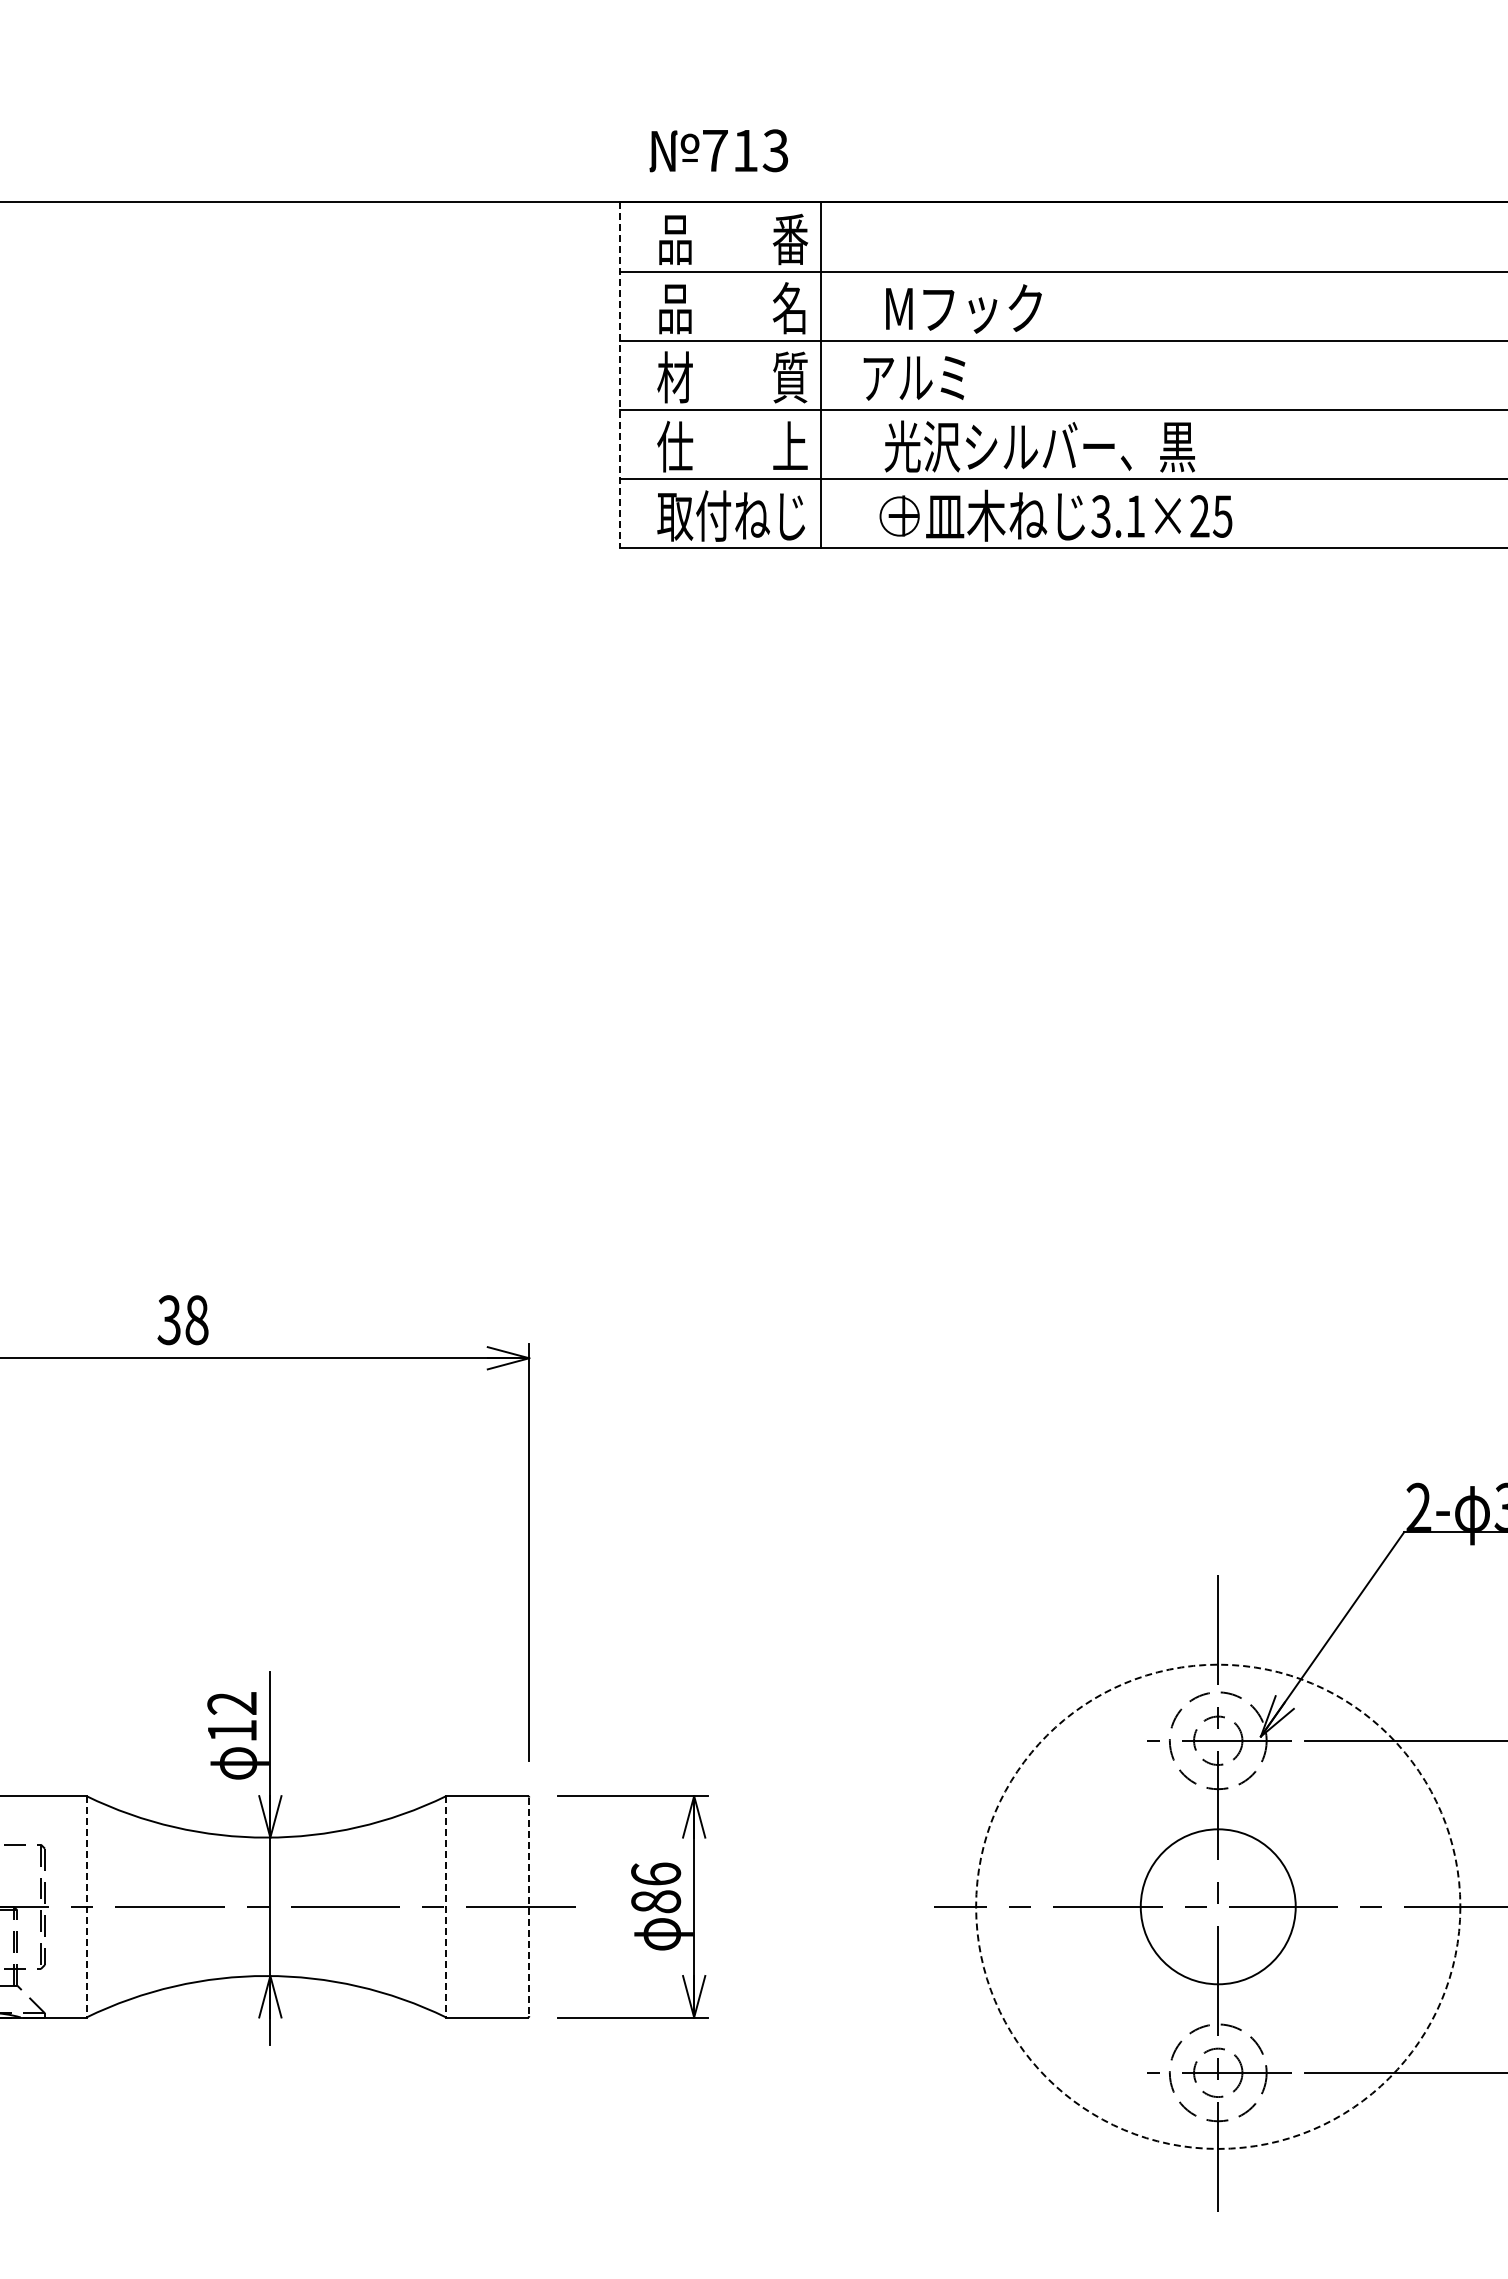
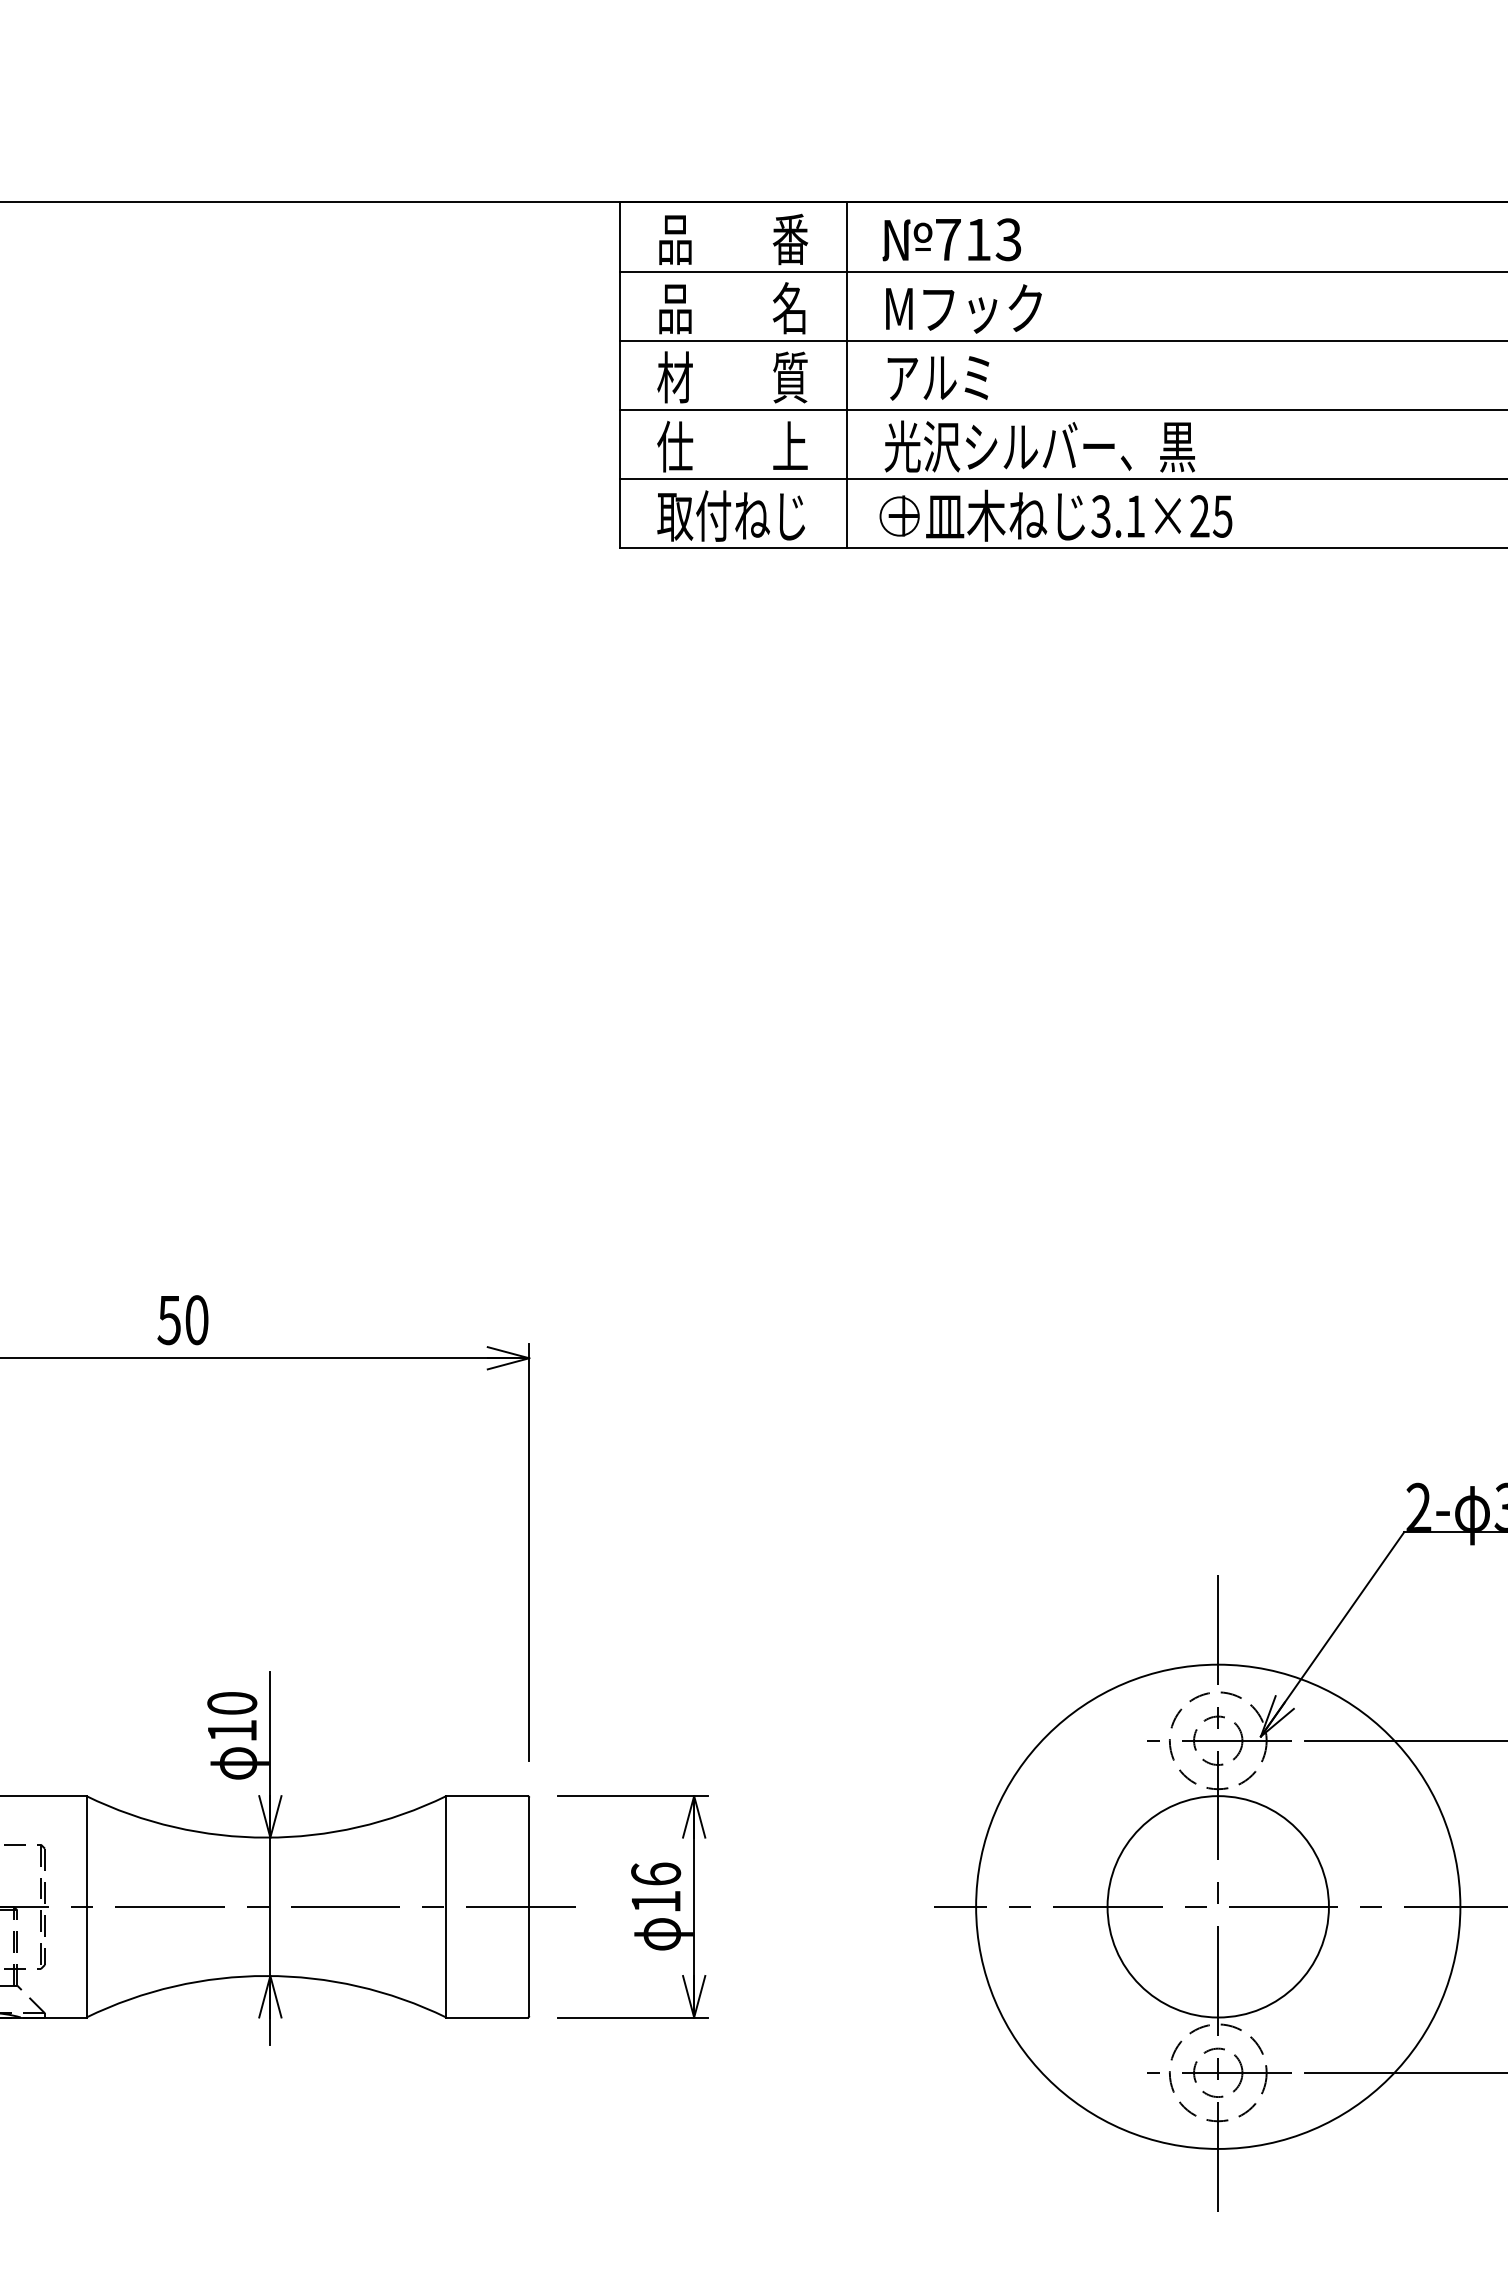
text position: (718, 150) -> (951, 239) (951, 239)
line: dashed -> solid (619, 375)
line position: (820, 375) -> (846, 375) (846, 375)
text position: (914, 378) -> (938, 378) (938, 378)
text: 38 -> 50 (182, 1319)
text: 12 -> 10 (232, 1703)
text: 86 -> 16 (656, 1901)
line: dashed -> solid (86, 1906)
line: dashed -> solid (446, 1906)
circle diameter: 155 px -> 221 px (1217, 1906)
circle: dashed -> solid (1218, 1906)
line: dashed -> solid (529, 1907)
